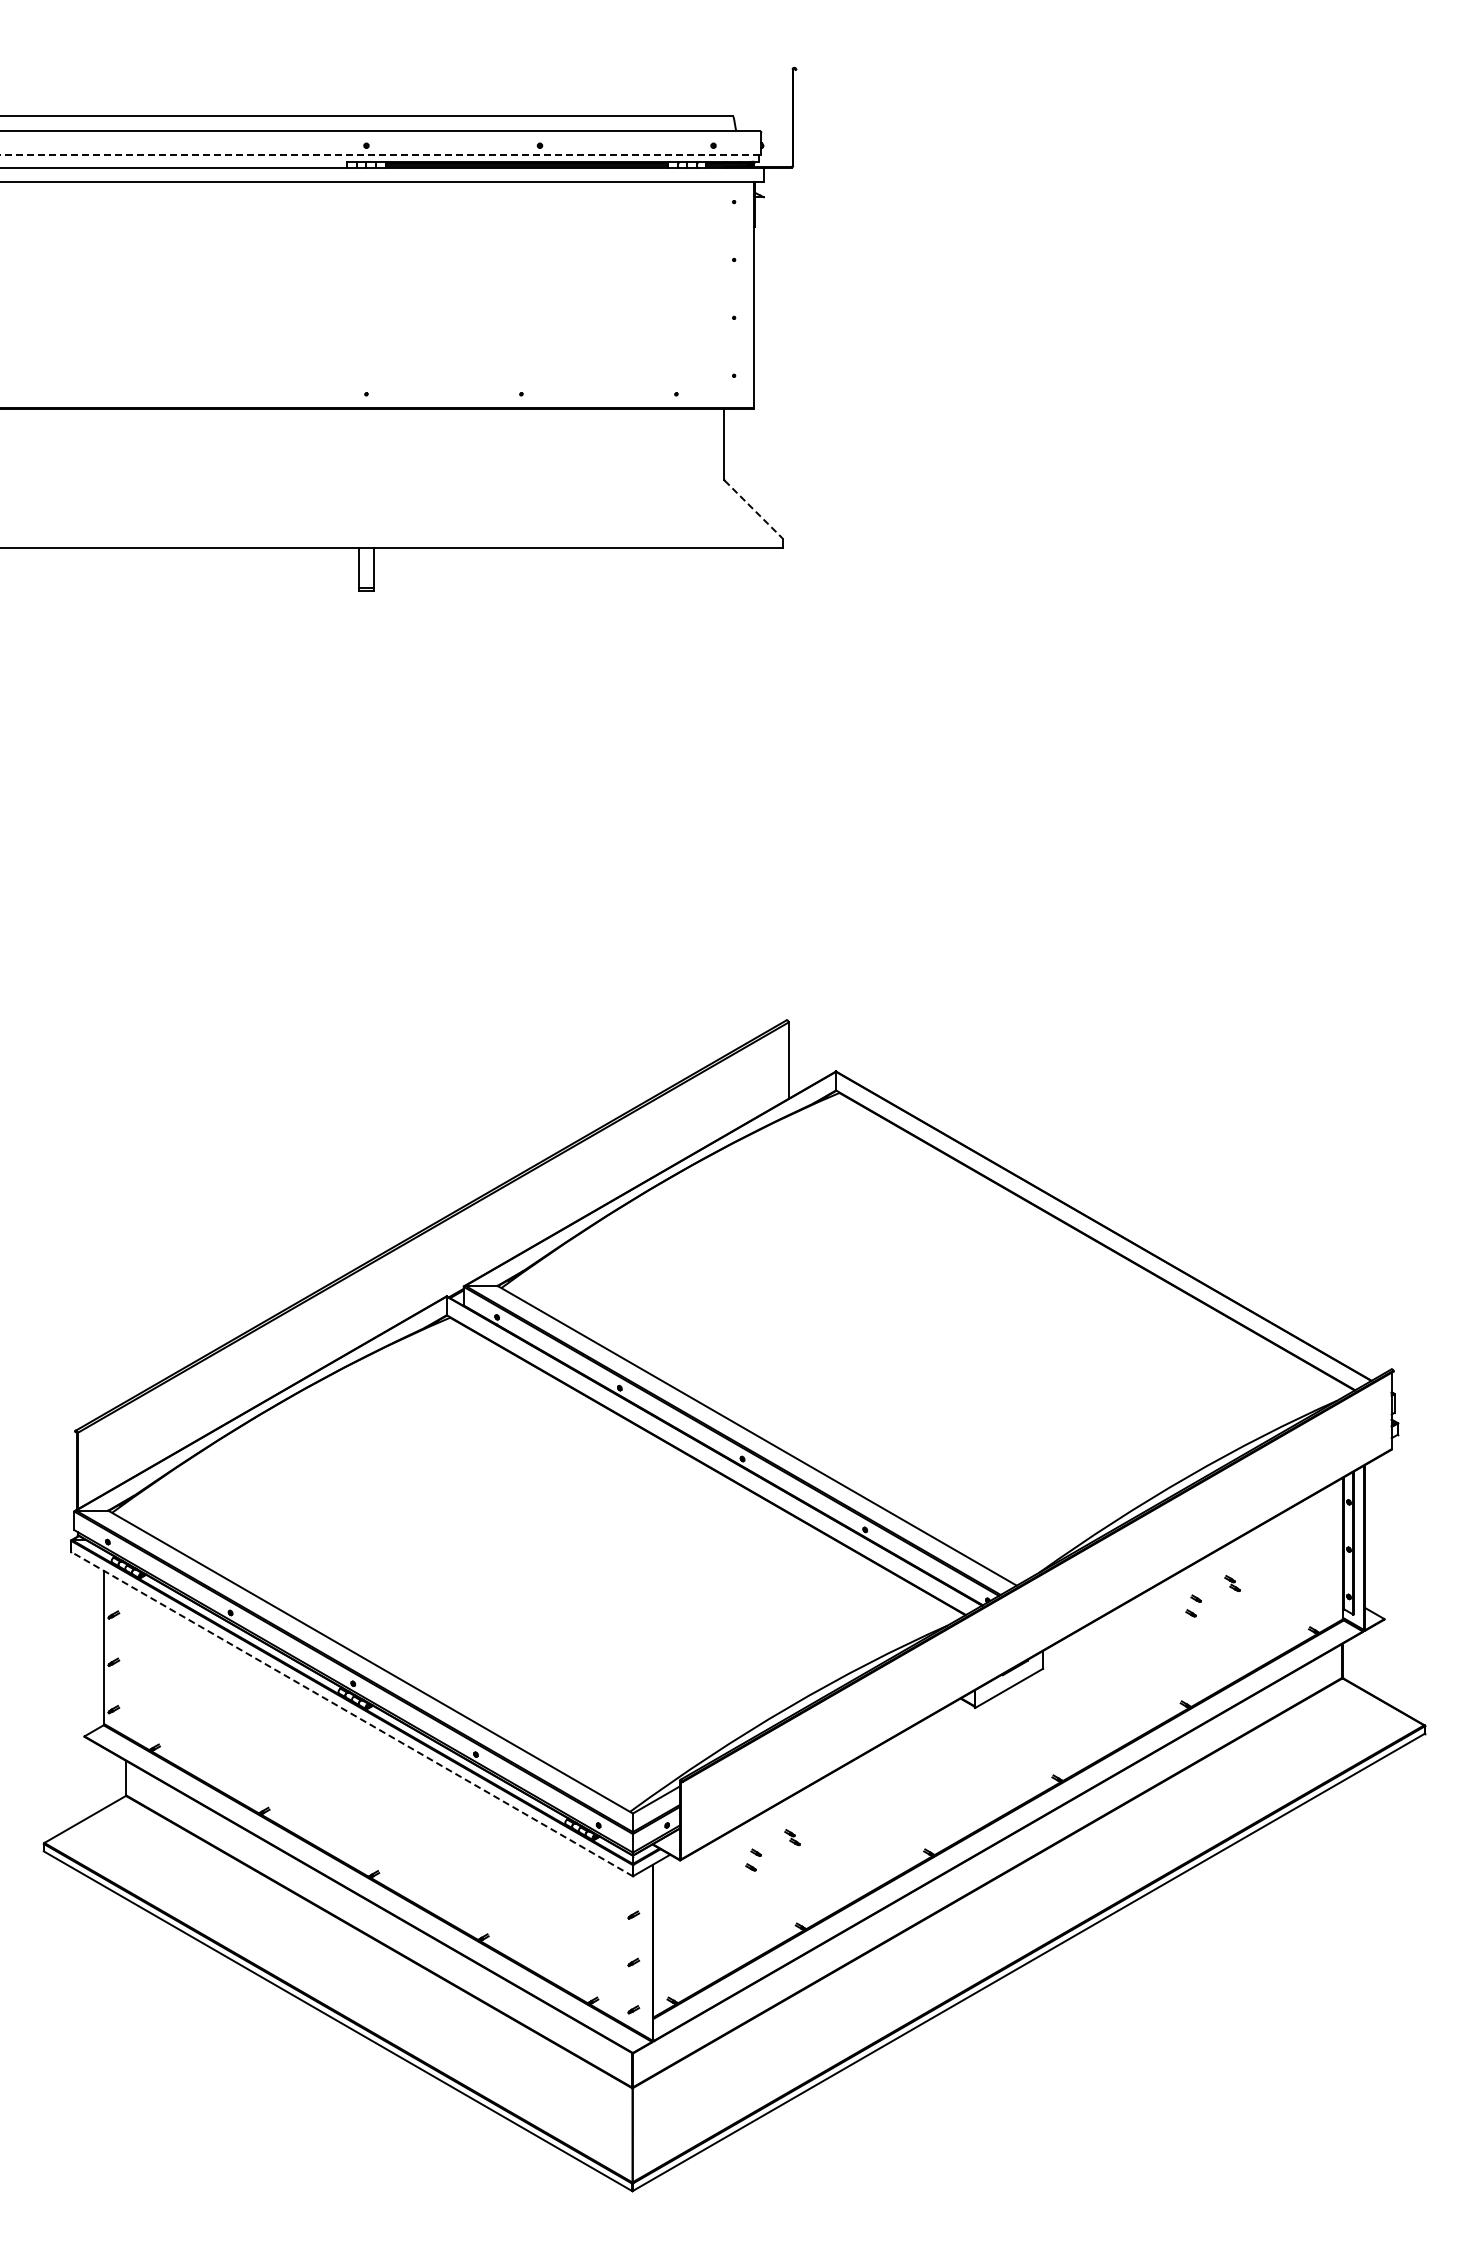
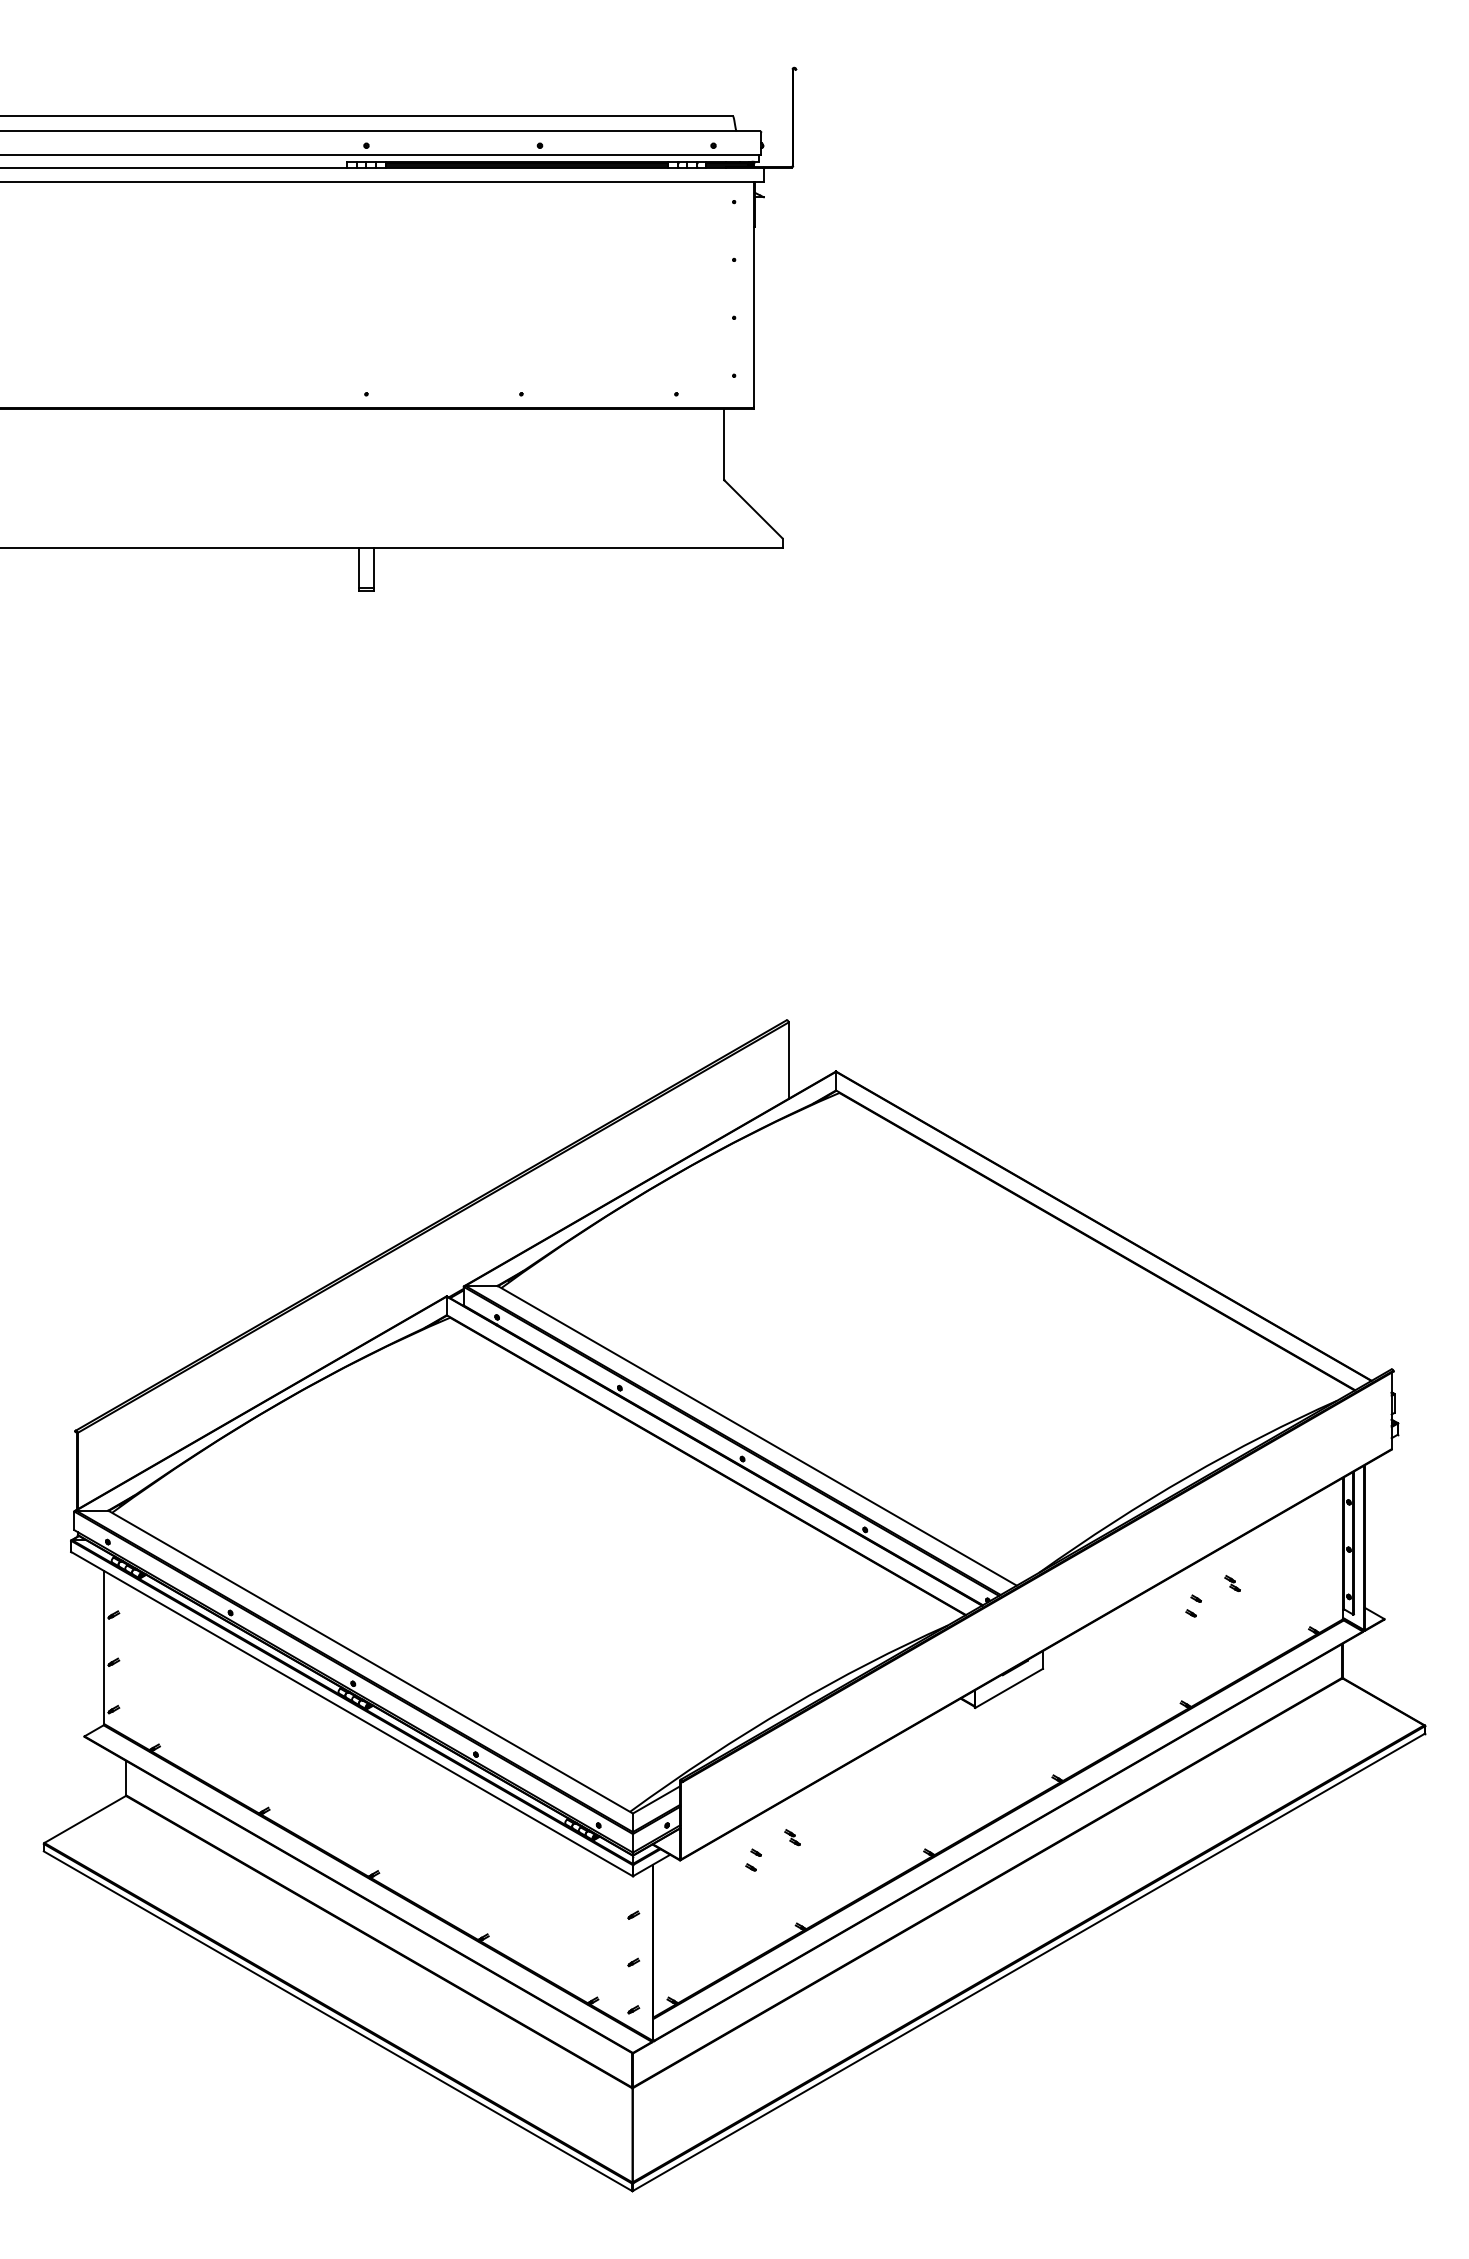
line: dashed -> solid (381, 155)
line: dashed -> solid (753, 509)
line: dashed -> solid (351, 1713)
